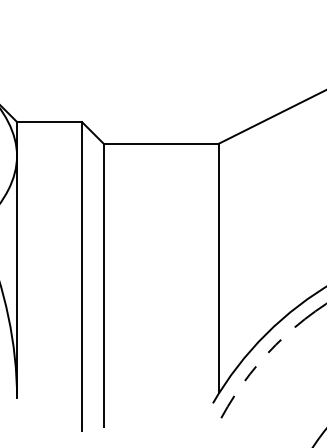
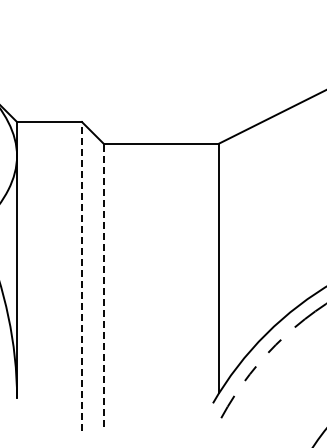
line: solid -> dashed (81, 276)
line: solid -> dashed (103, 285)
